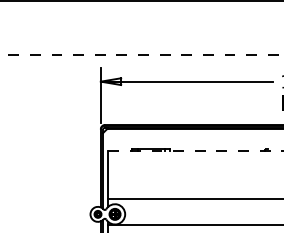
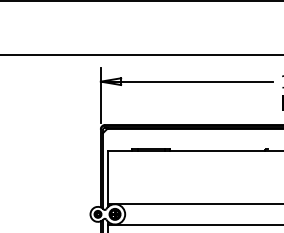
line: dashed -> solid (142, 54)
line: dashed -> solid (196, 150)
line position: (194, 198) -> (194, 203) (194, 203)
